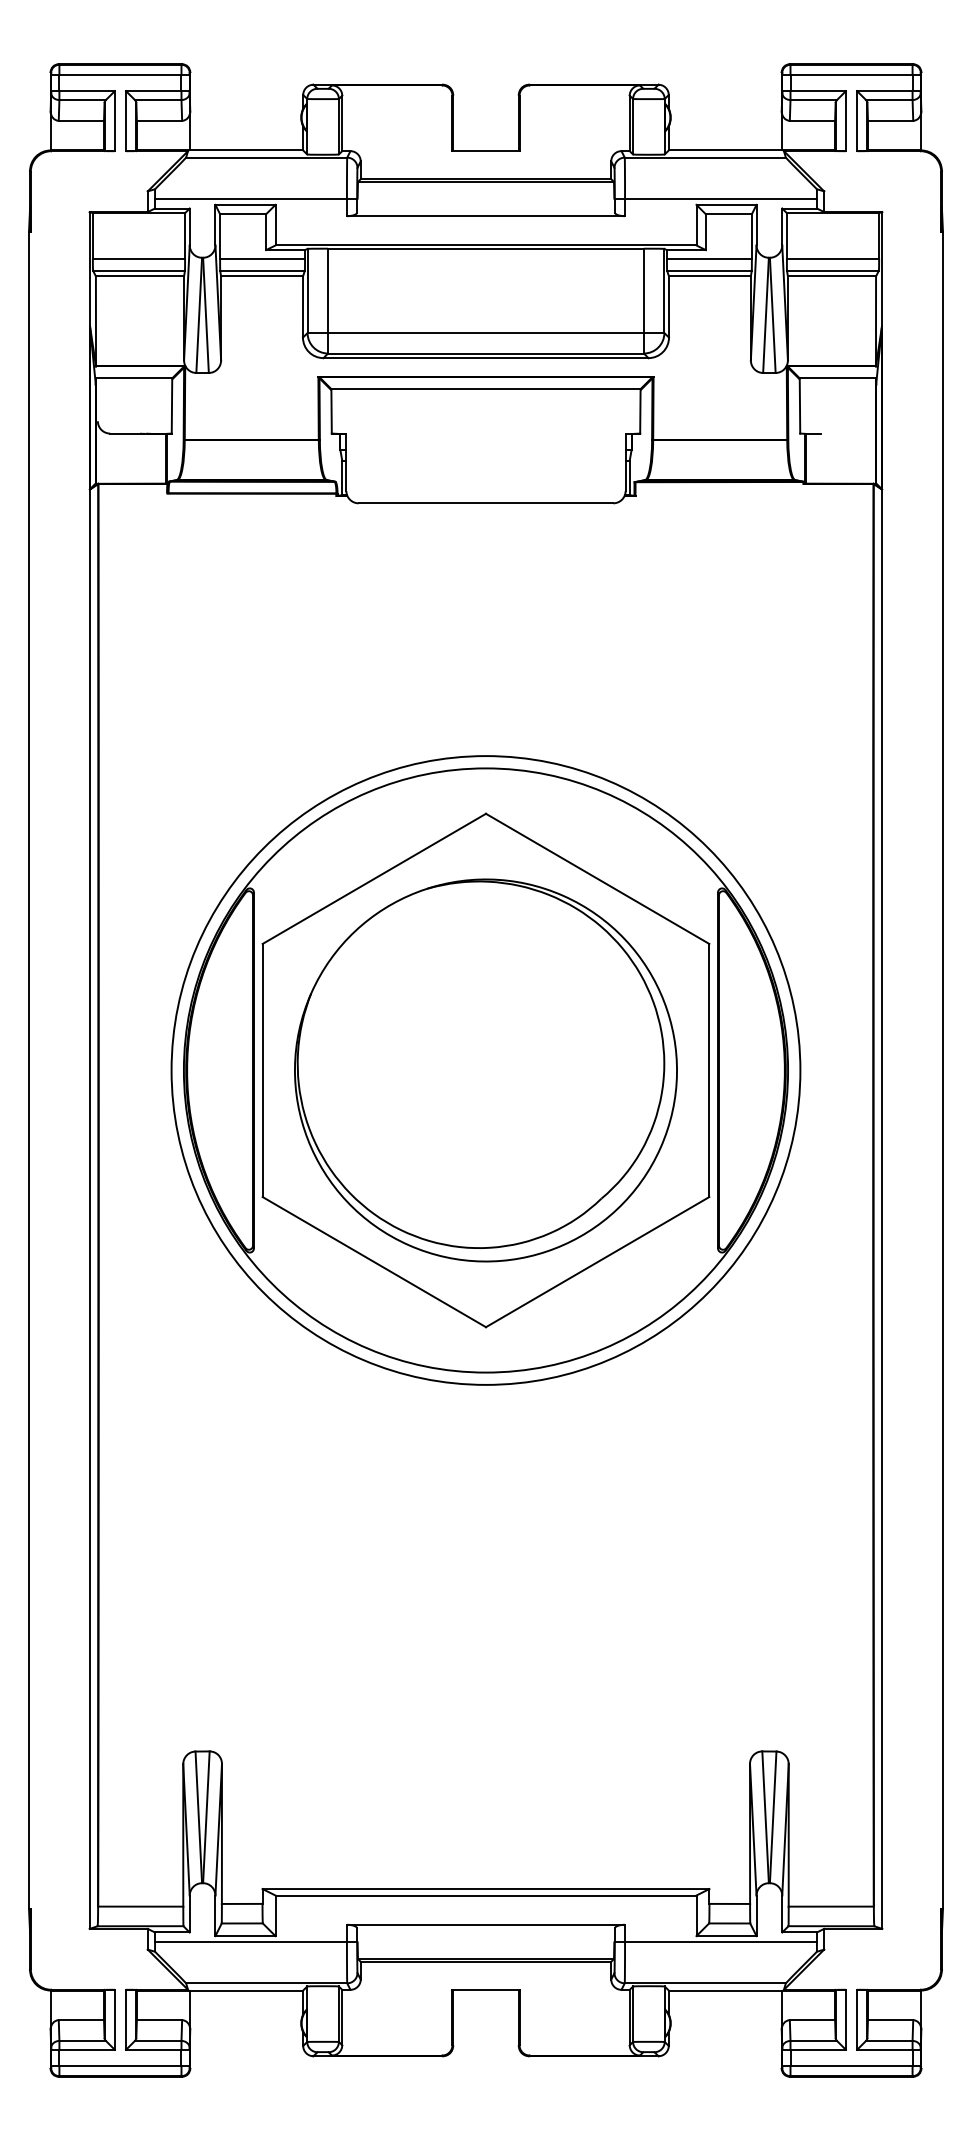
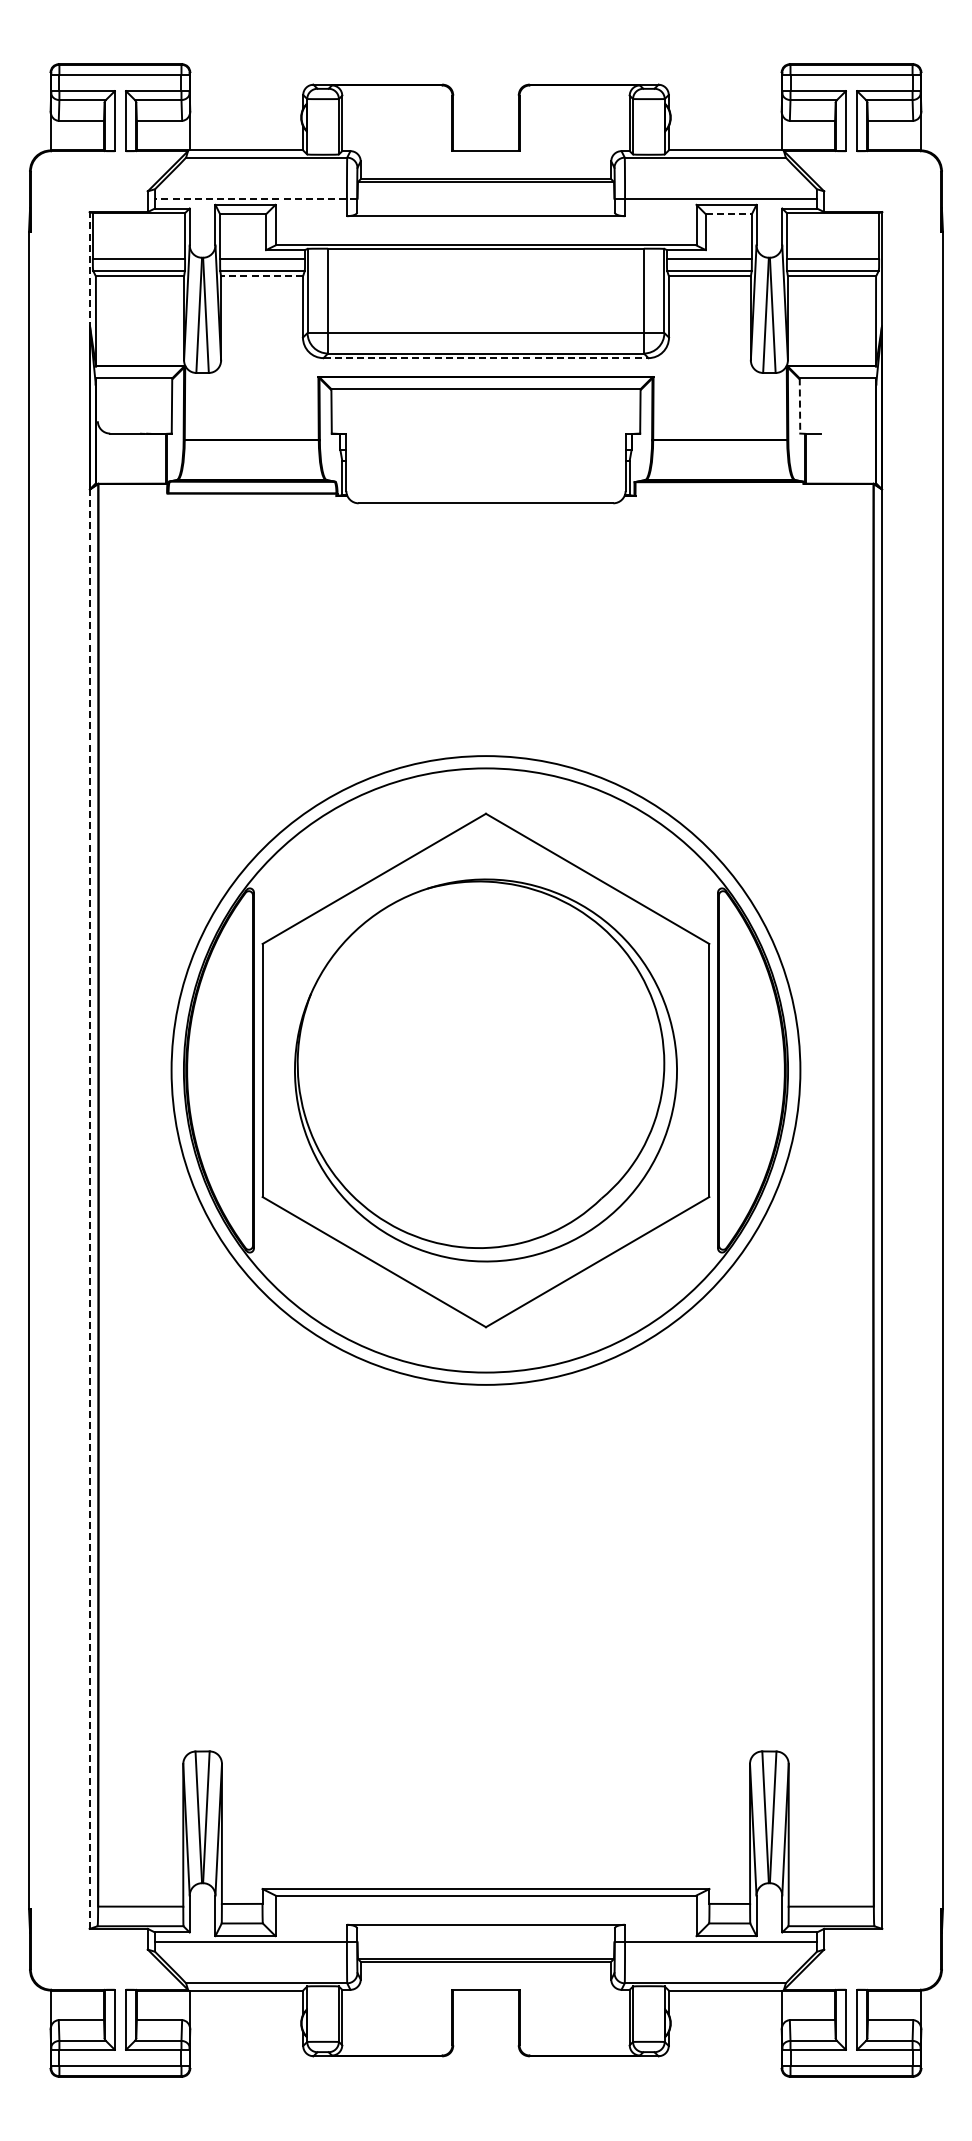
line: solid -> dashed (255, 198)
line: solid -> dashed (729, 214)
line: solid -> dashed (262, 276)
line: solid -> dashed (486, 358)
line: solid -> dashed (799, 405)
line: solid -> dashed (89, 1070)
